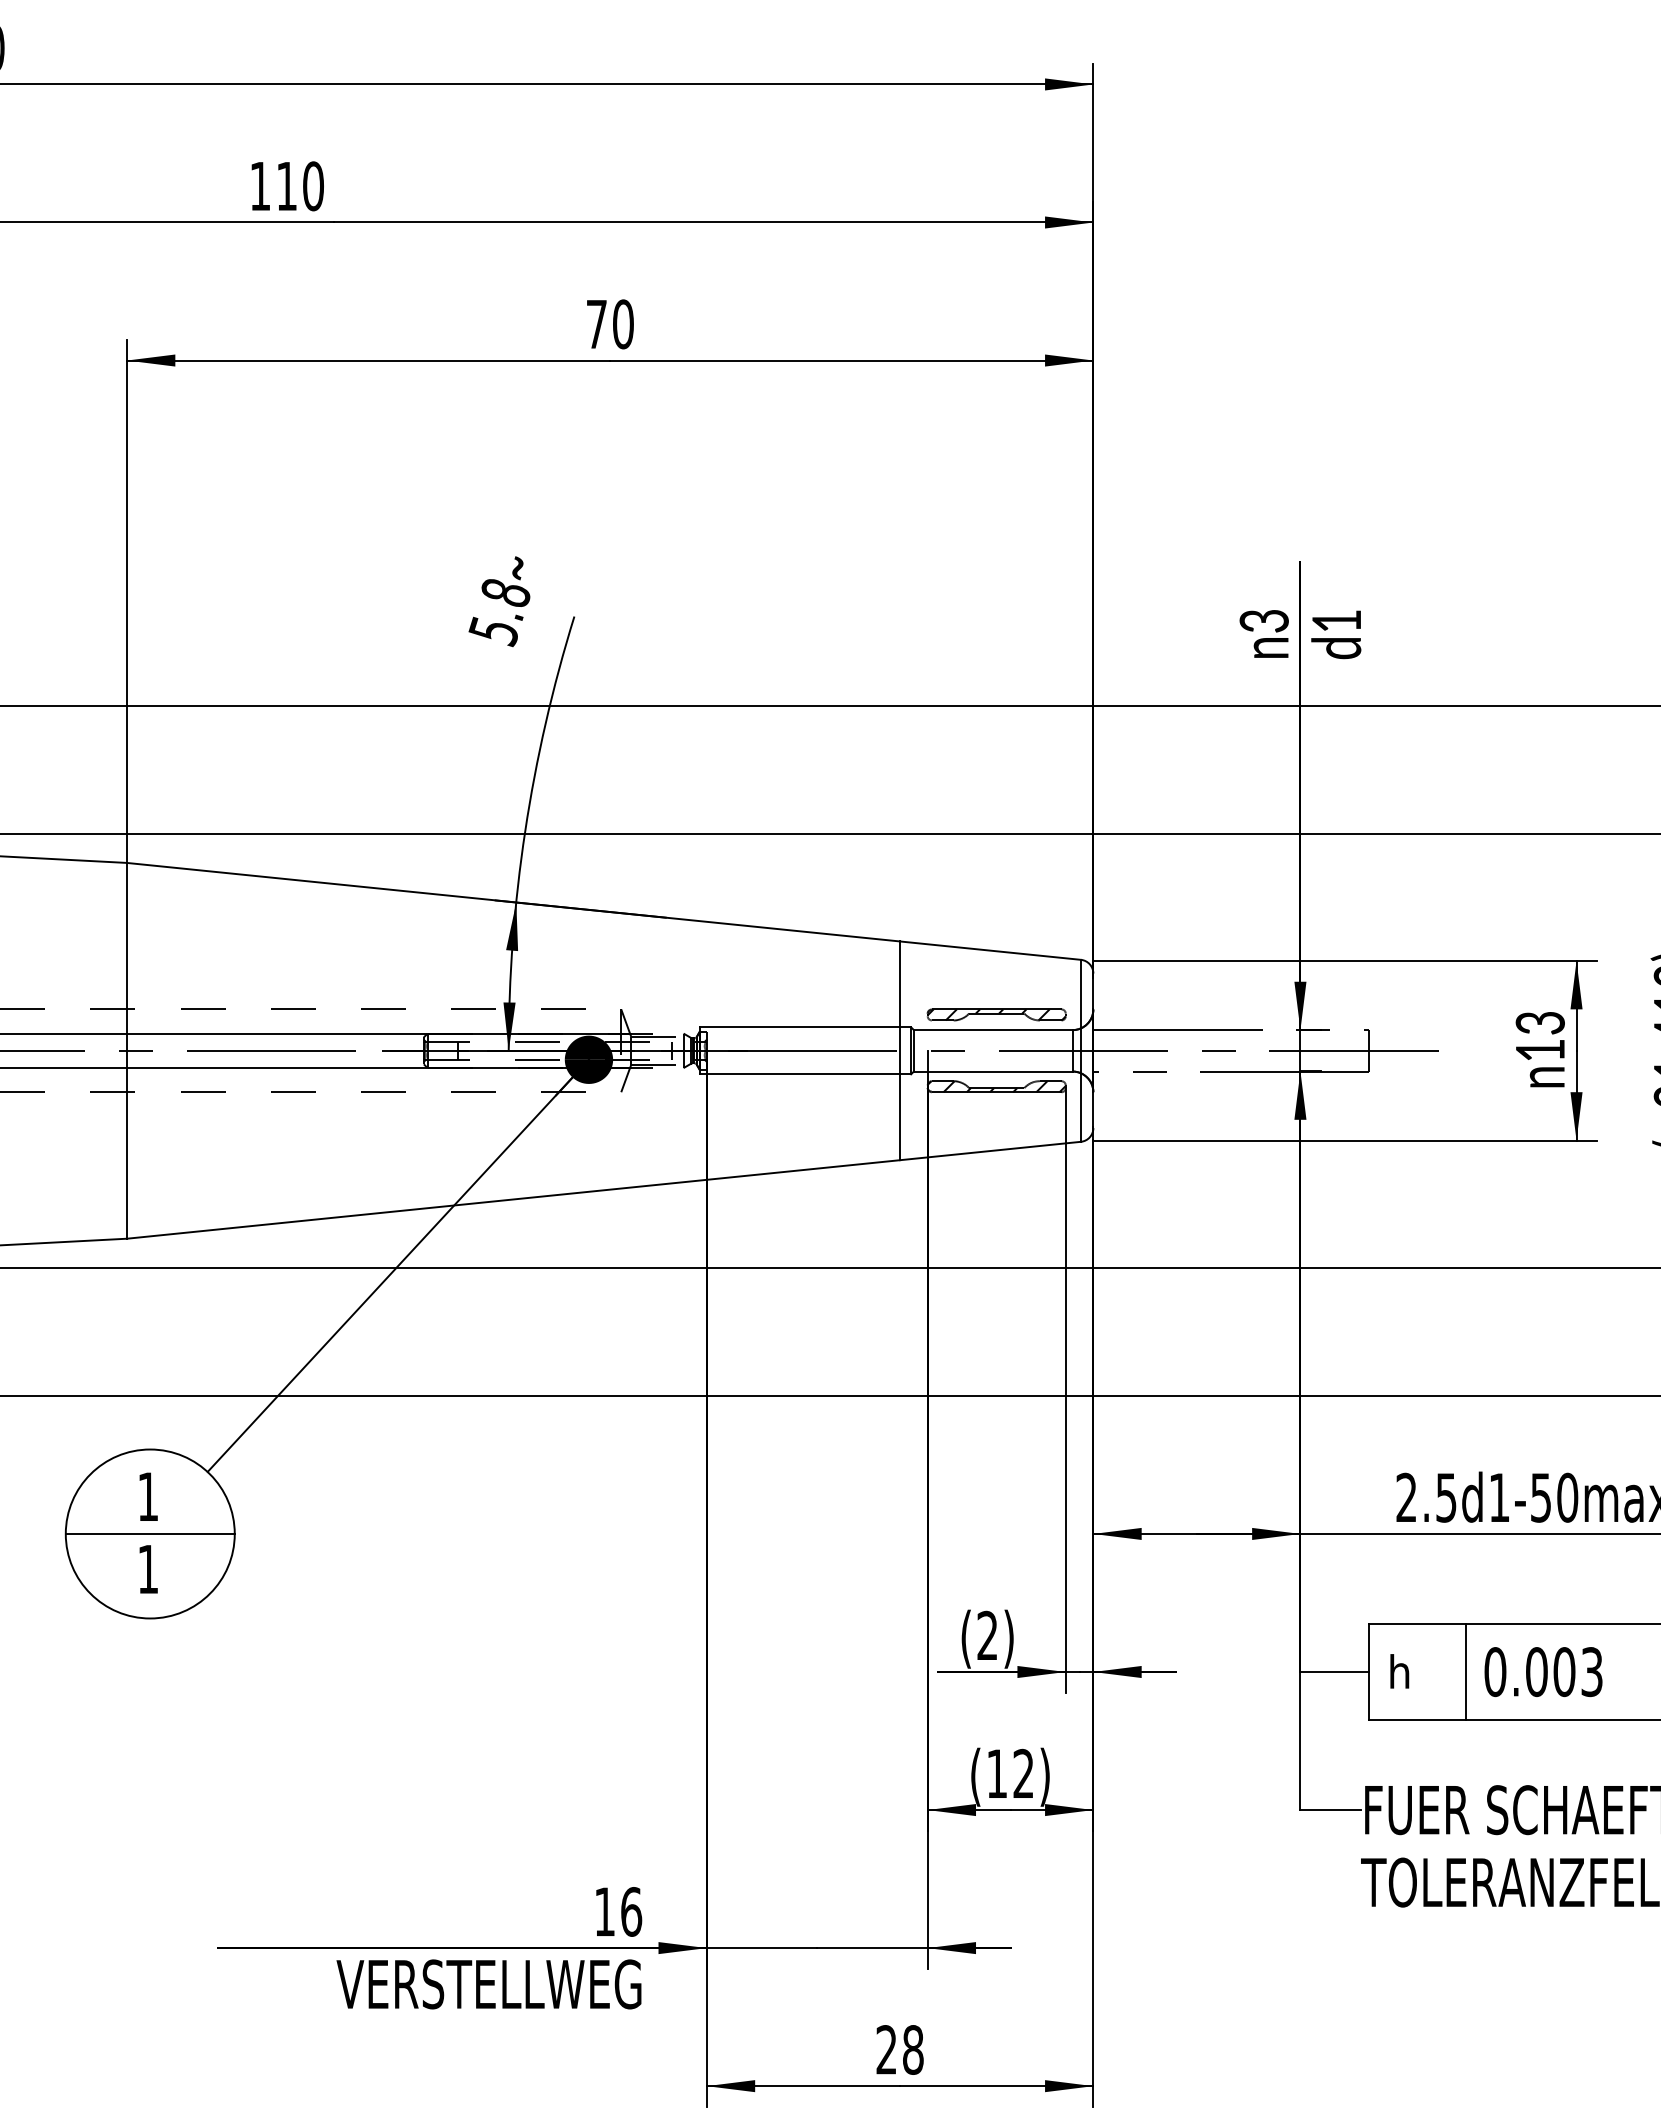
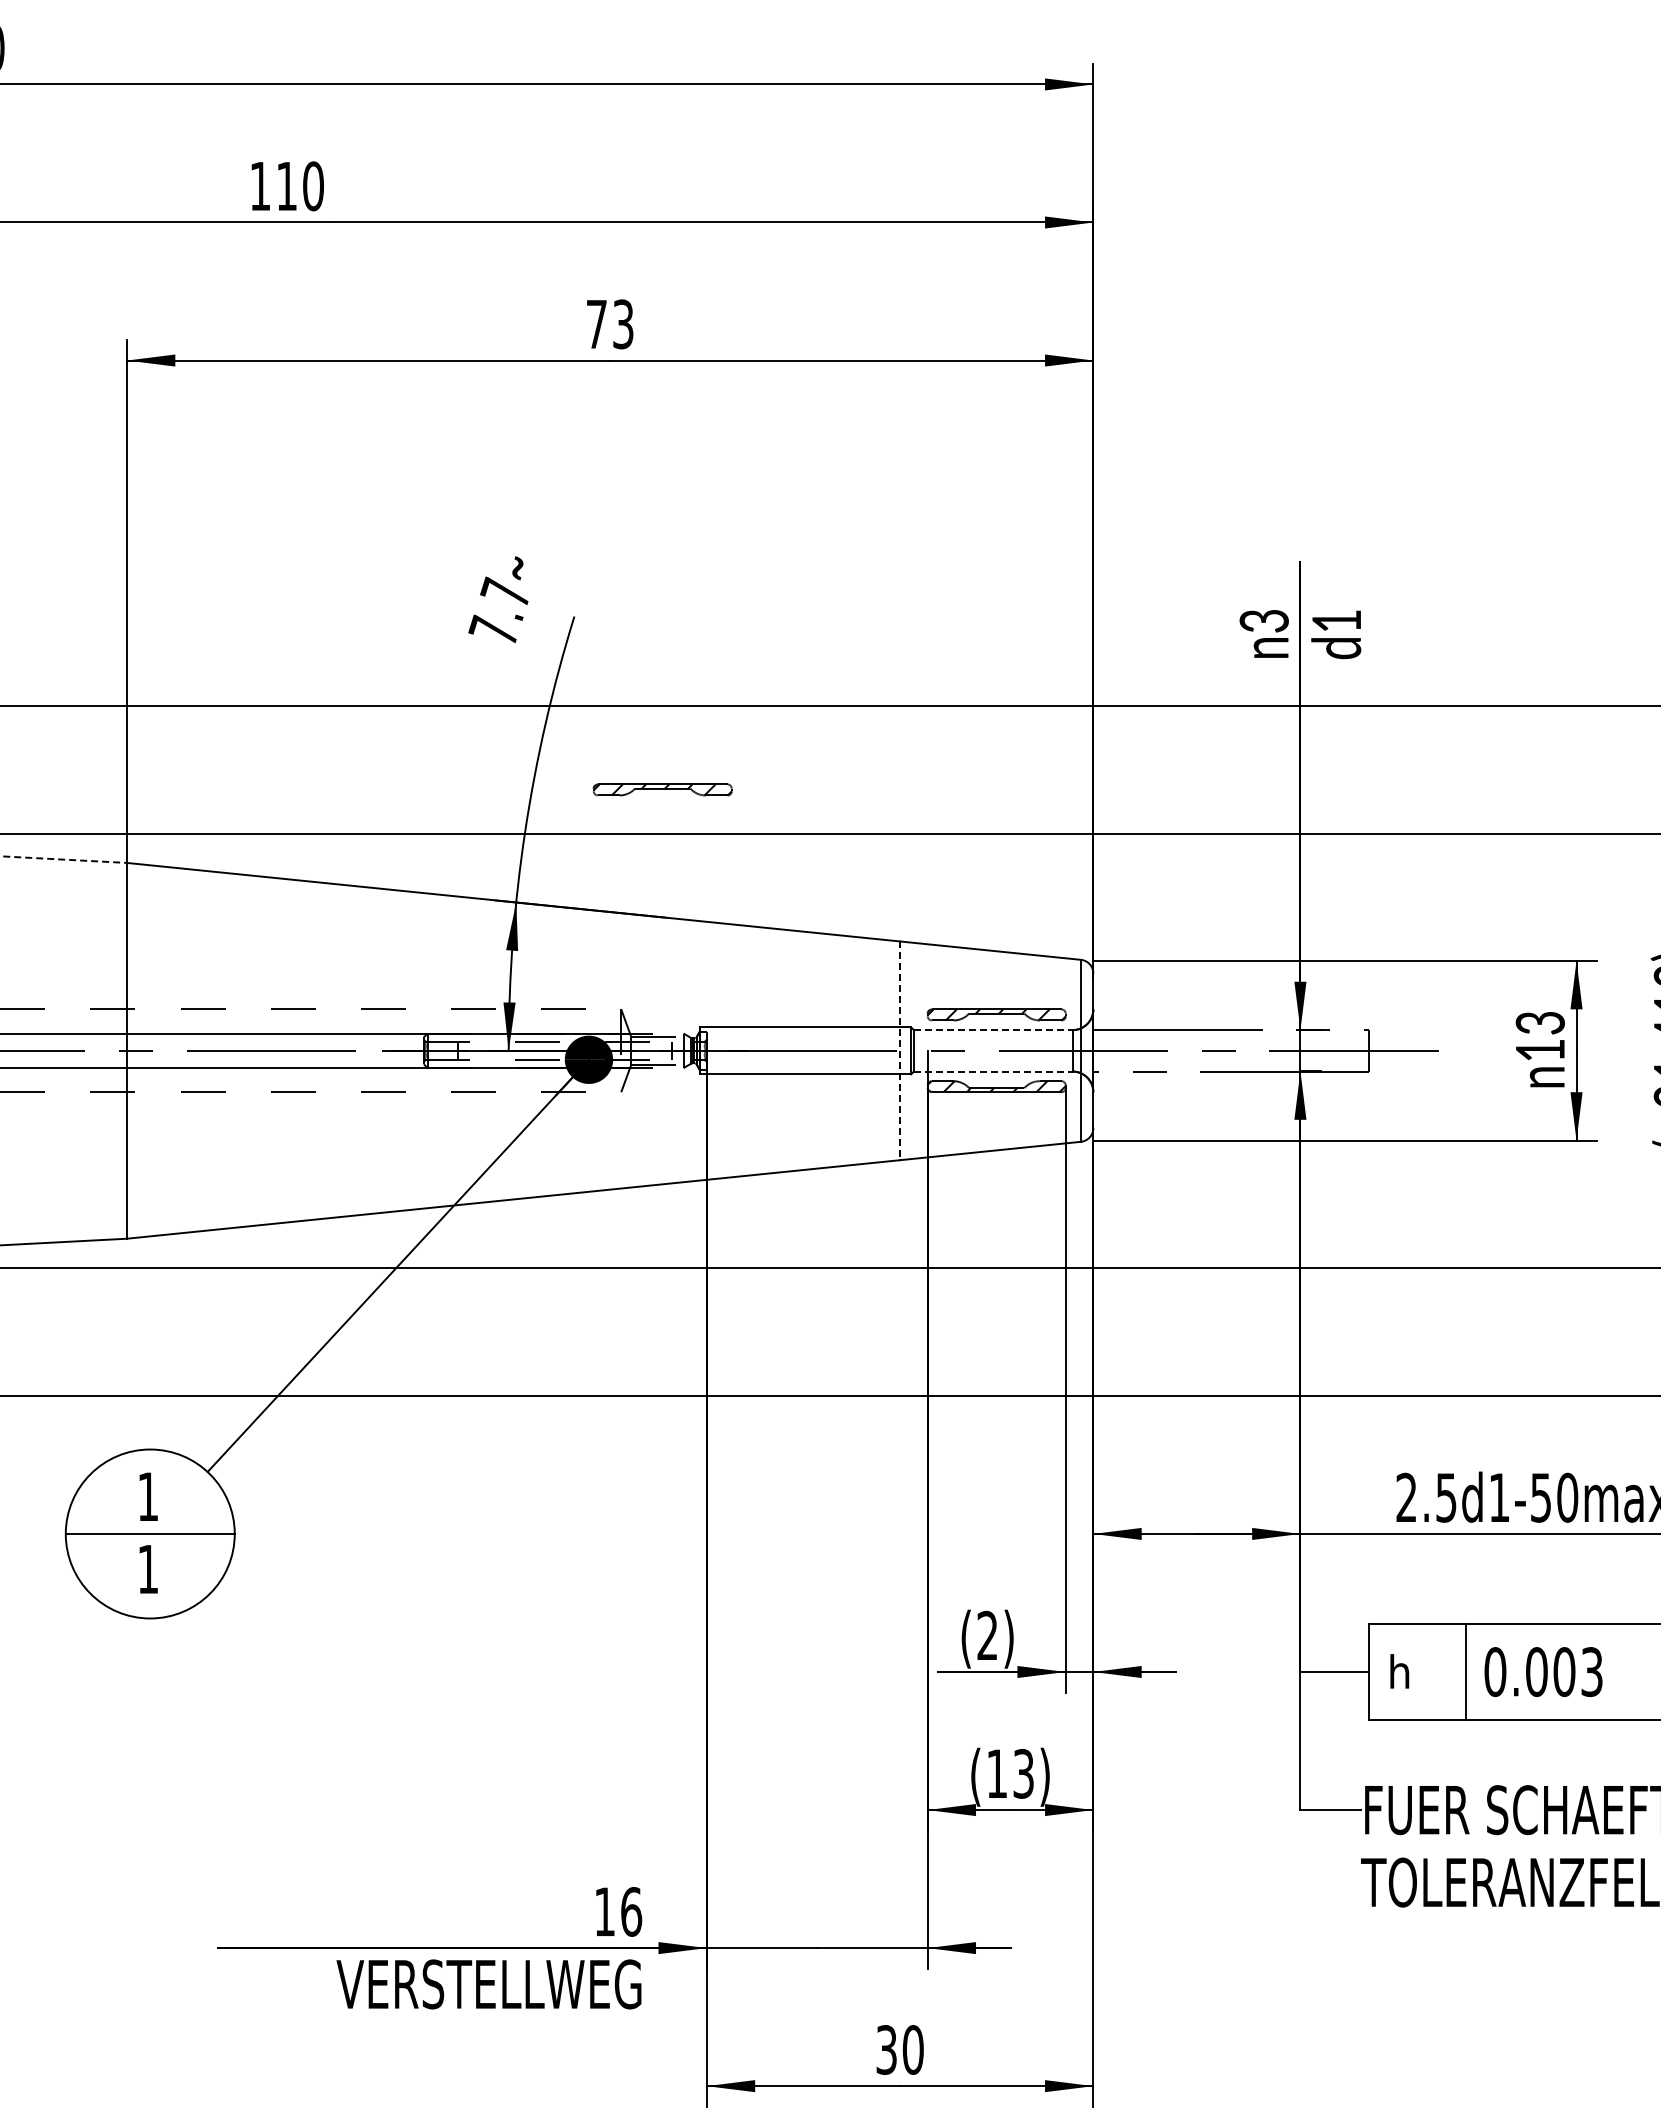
text: 70 -> 73 (623, 324)
text: 5.8 -> 7.7 (499, 611)
part: none -> present (662, 789)
line: solid -> dashed (64, 859)
line: solid -> dashed (993, 1030)
line: solid -> dashed (900, 1051)
line: solid -> dashed (993, 1071)
text: (12) -> (13) (1023, 1773)
text: 28 -> 30 (899, 2049)
